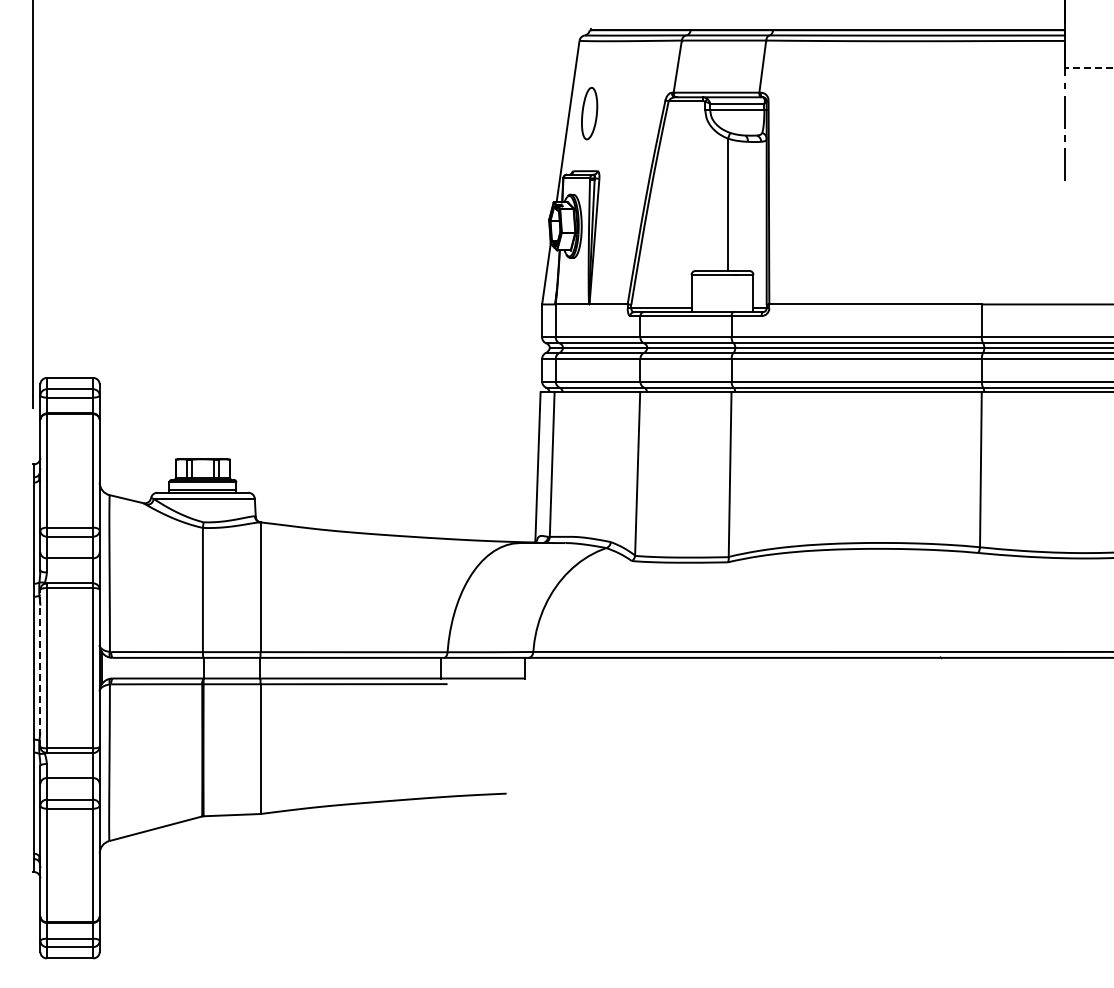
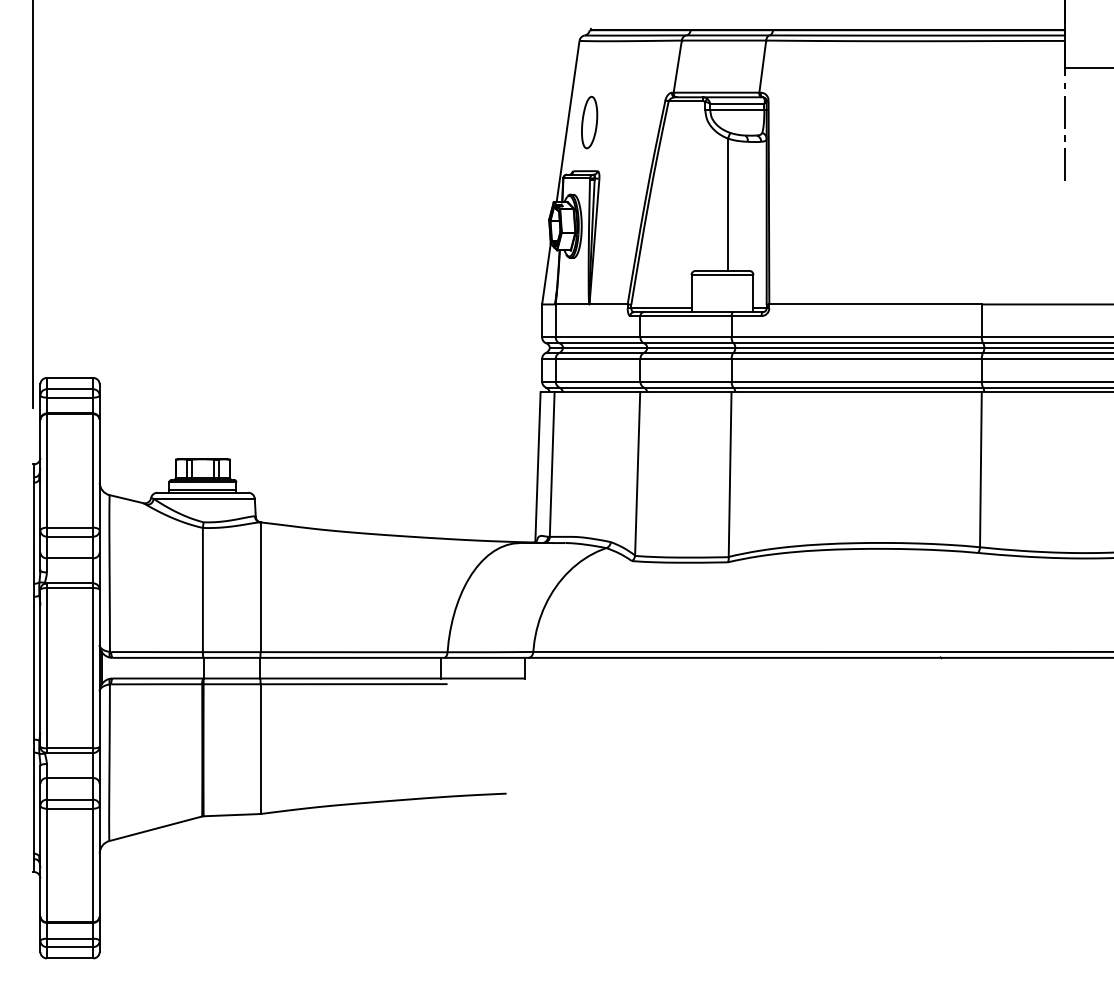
line: dashed -> solid (1088, 67)
part position: (589, 113) -> (589, 122) (589, 122)
line: dashed -> solid (40, 667)
